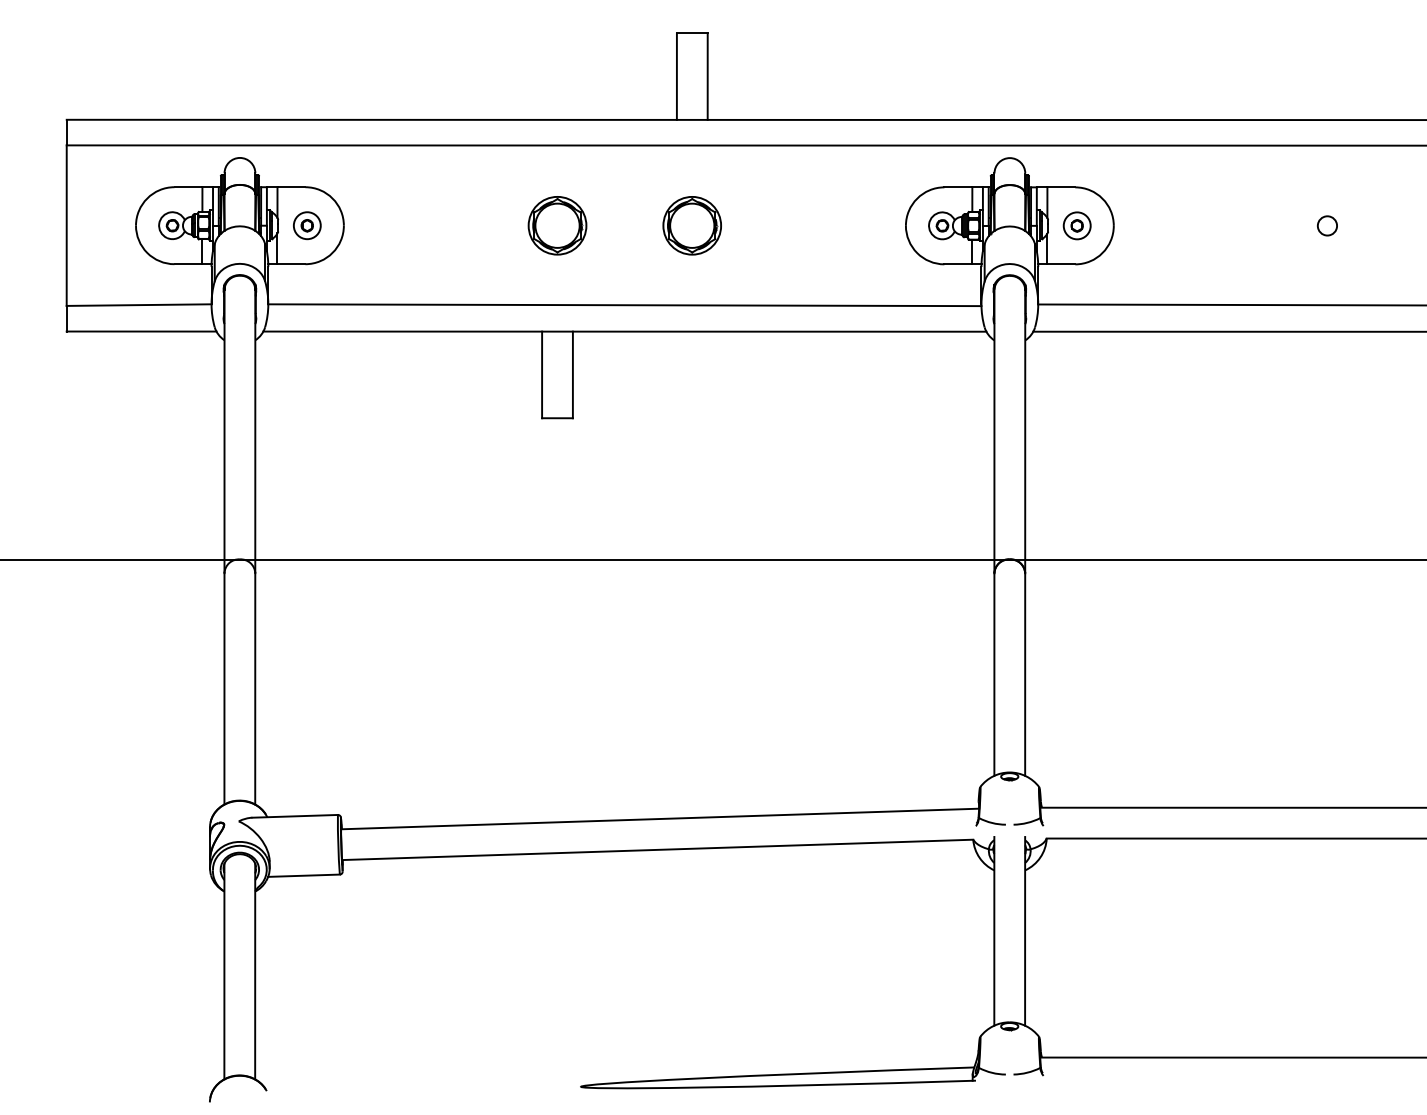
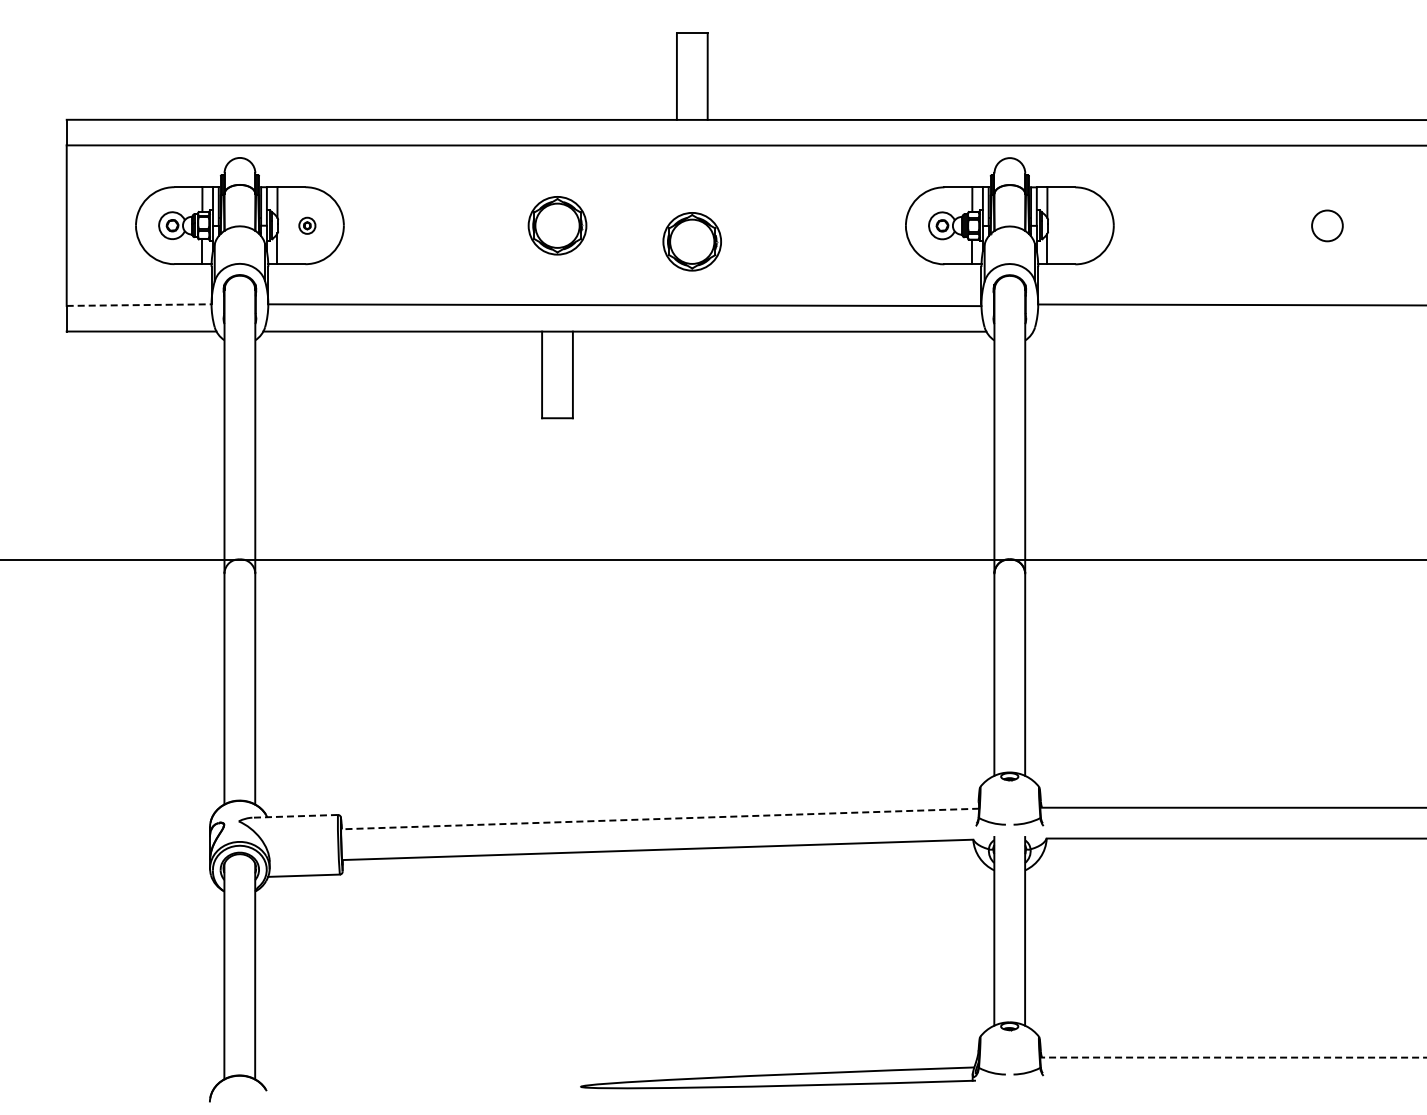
part size: 29x30 px -> 19x19 px (307, 225)
part position: (691, 225) -> (691, 241) (691, 241)
part: present -> none (1076, 225)
circle diameter: 19 px -> 31 px (1327, 225)
line: solid -> dashed (139, 305)
line: present -> none (1228, 331)
line: solid -> dashed (295, 816)
line: solid -> dashed (659, 819)
line: solid -> dashed (1233, 1057)
